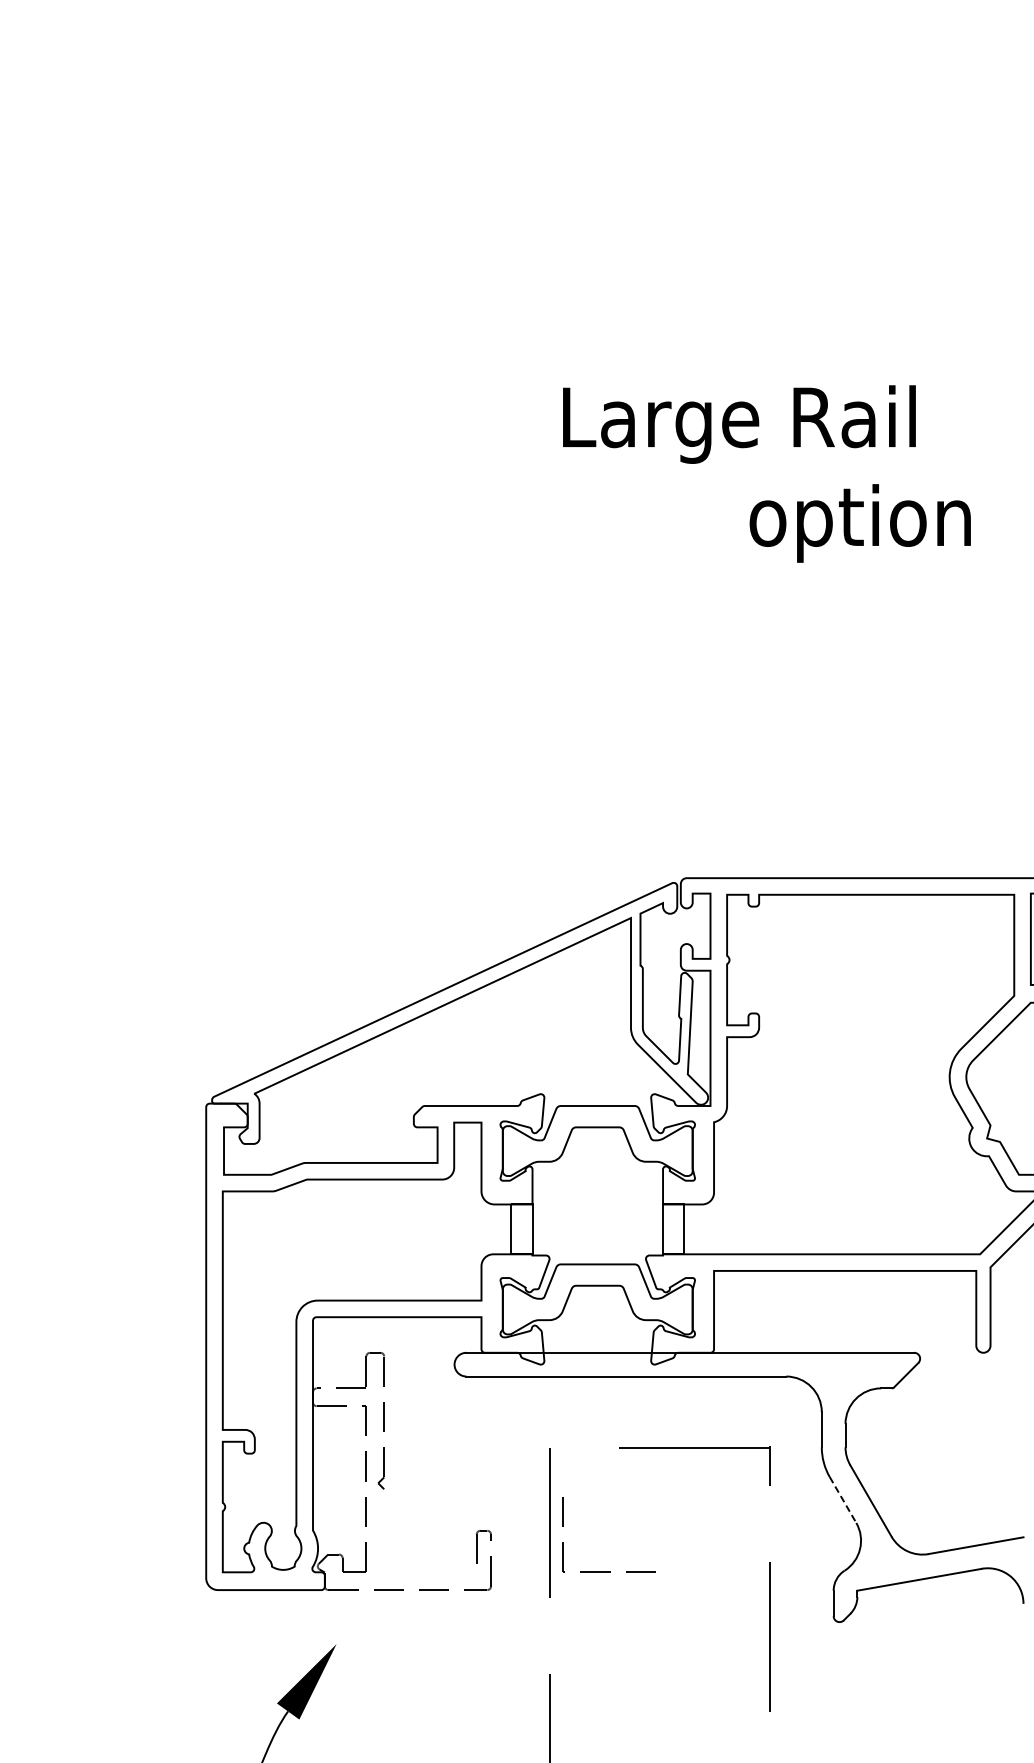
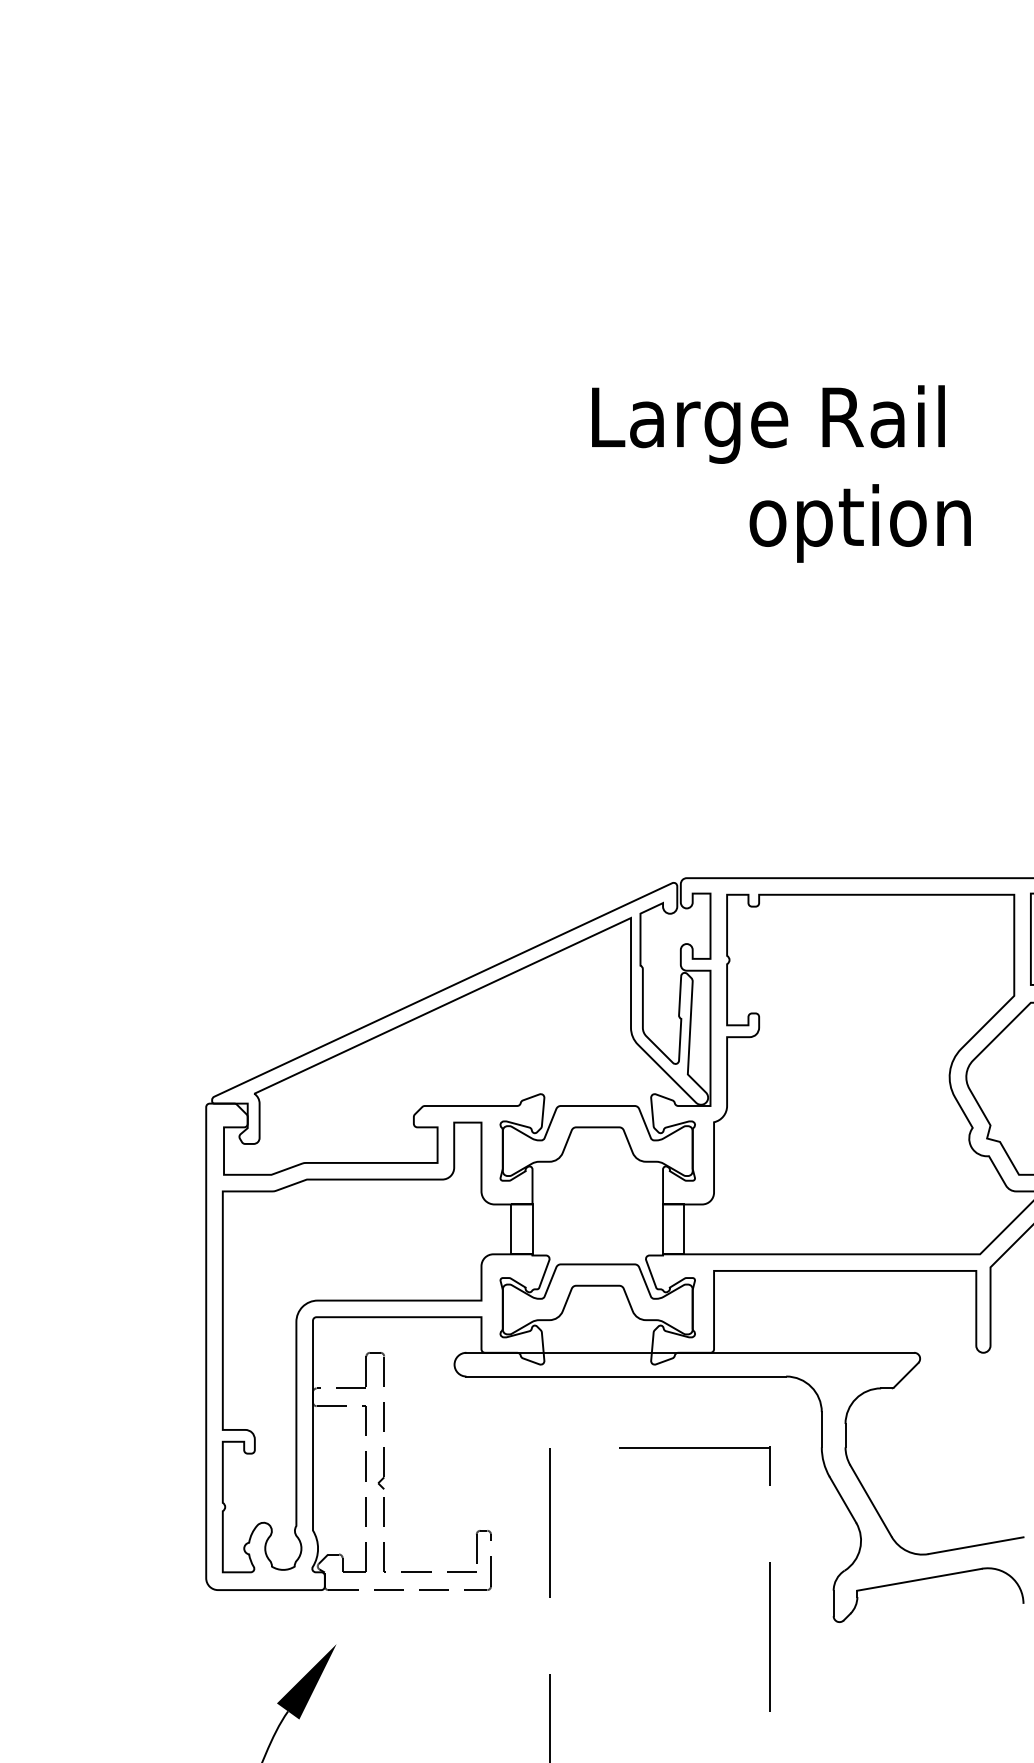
text position: (739, 424) -> (768, 424) (768, 424)
line: dashed -> solid (843, 1499)
part position: (608, 1571) -> (429, 1571) (429, 1571)
